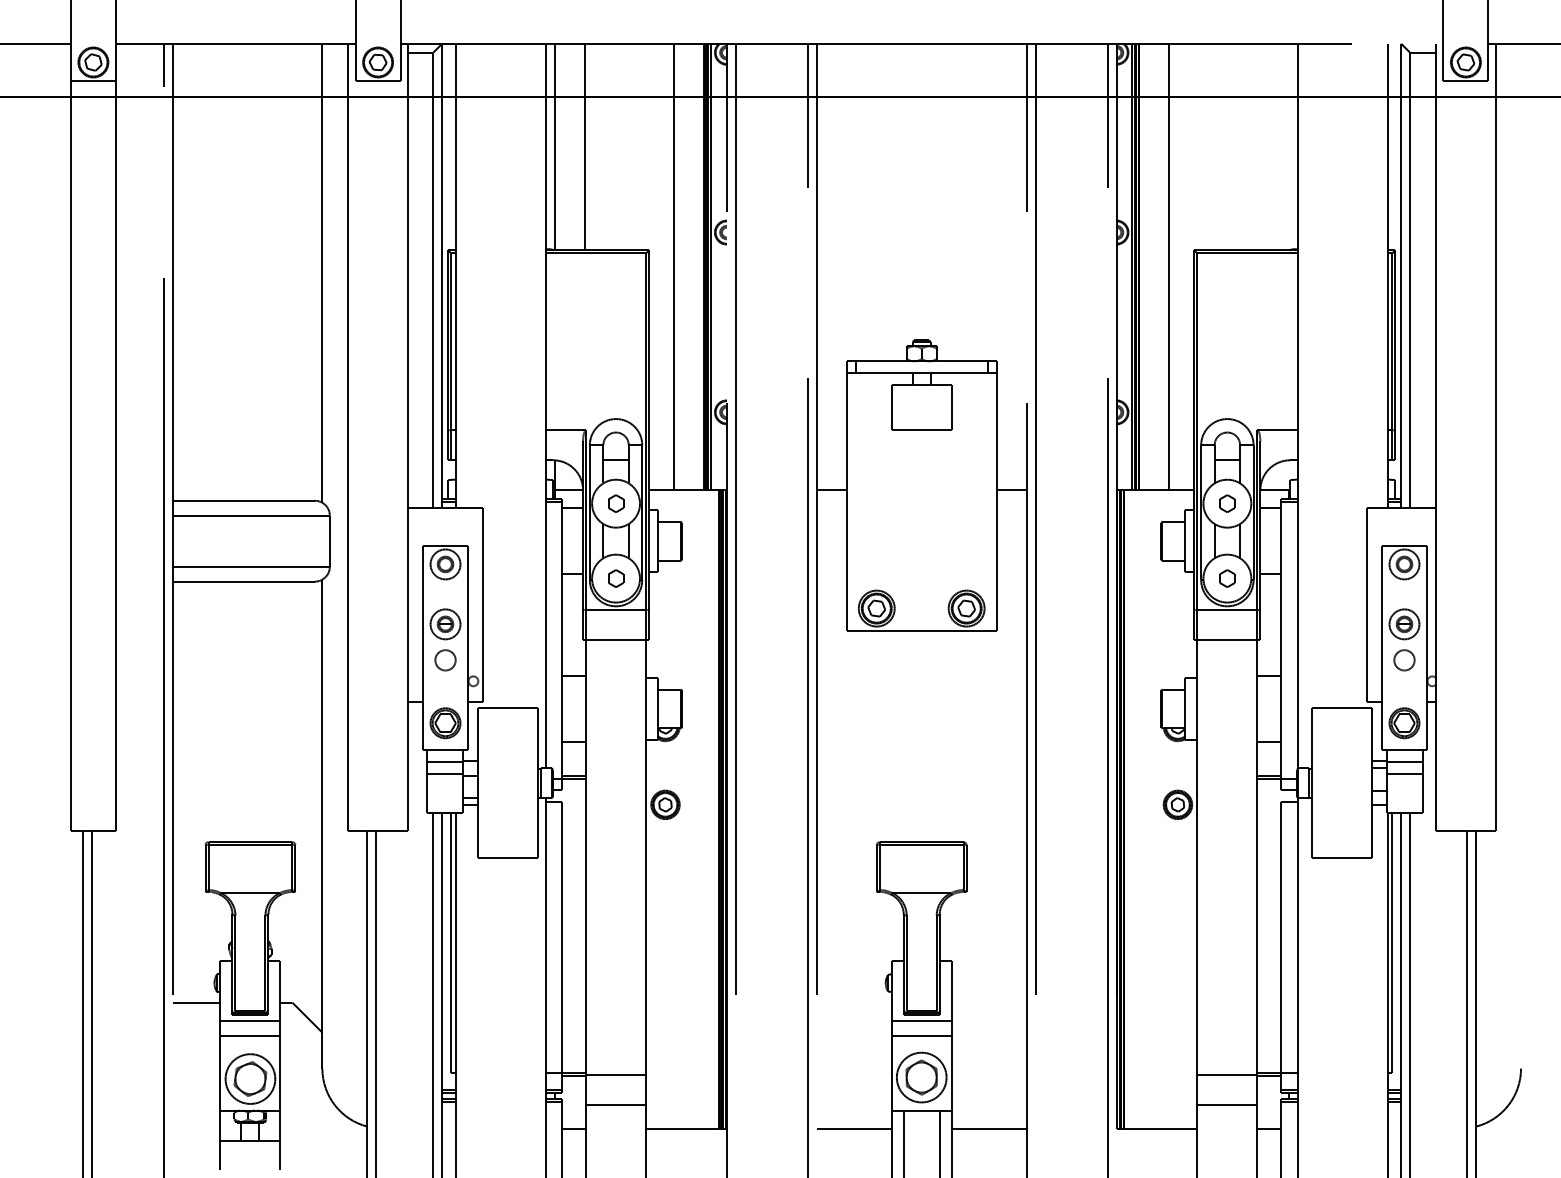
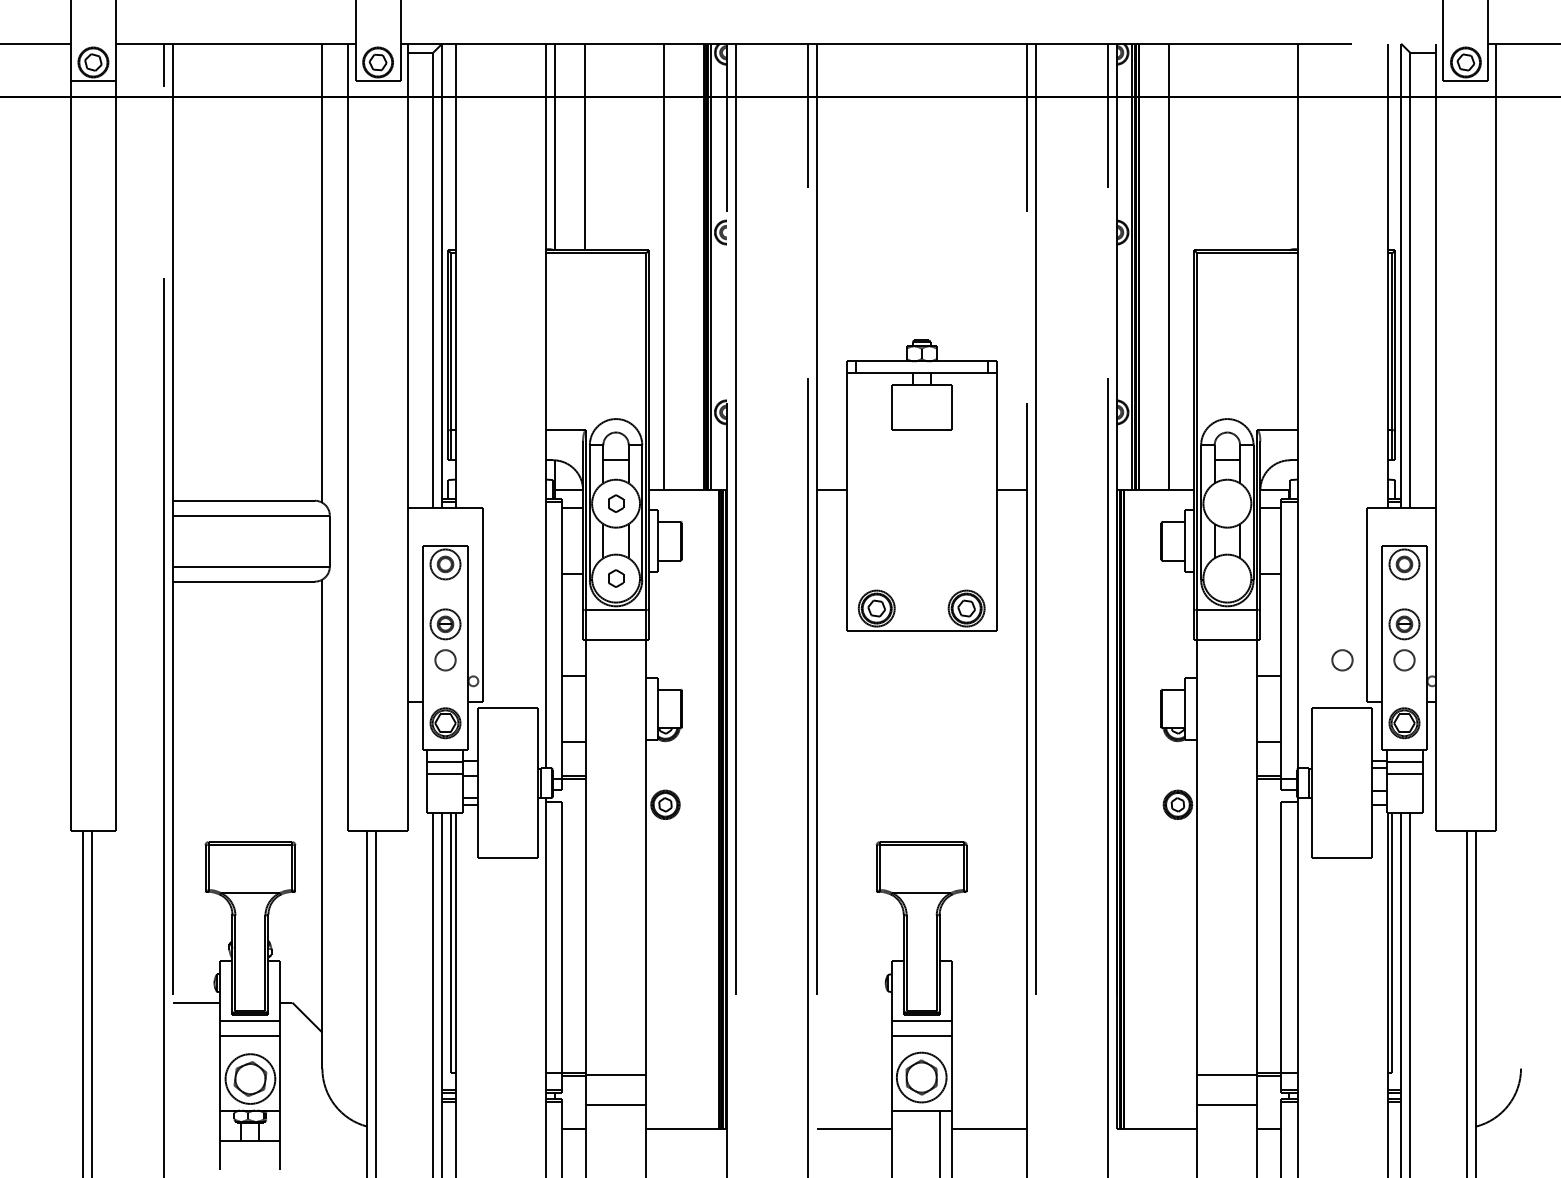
line position: (674, 266) -> (664, 266) (664, 266)
part: present -> none (1227, 503)
part: present -> none (1227, 578)
circle: none -> present (1342, 660)
line: present -> none (903, 1142)
